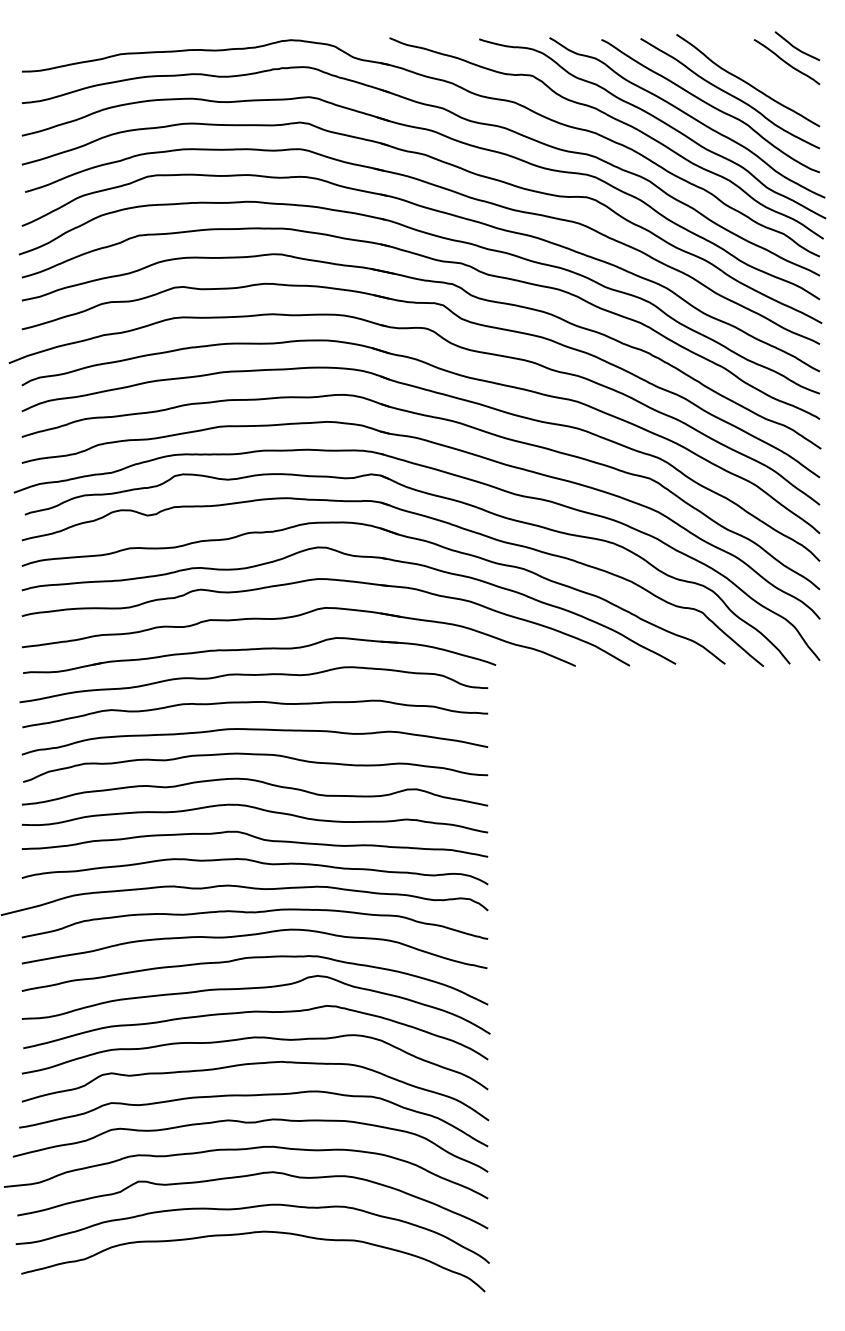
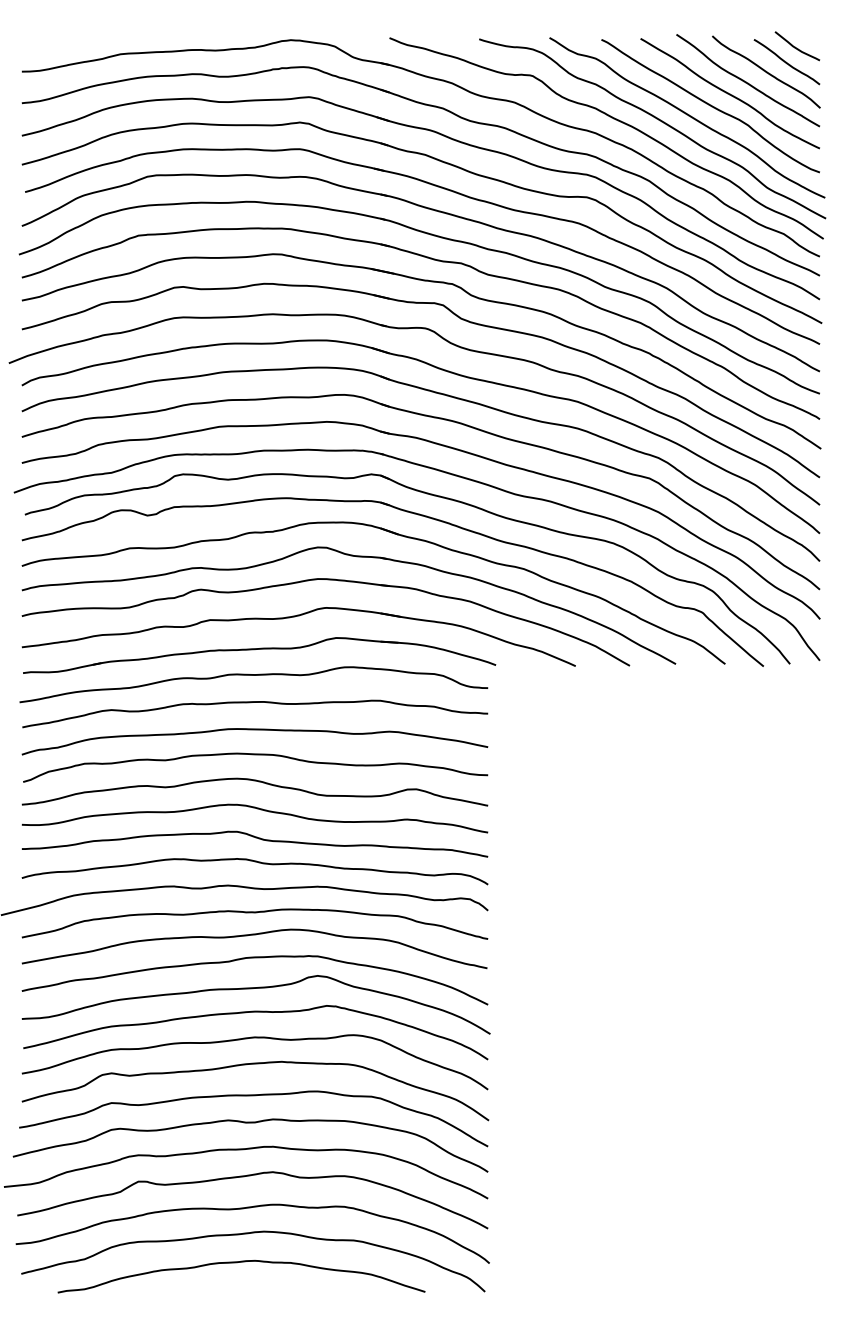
curve: none -> present (766, 71)
curve: none -> present (237, 1263)
